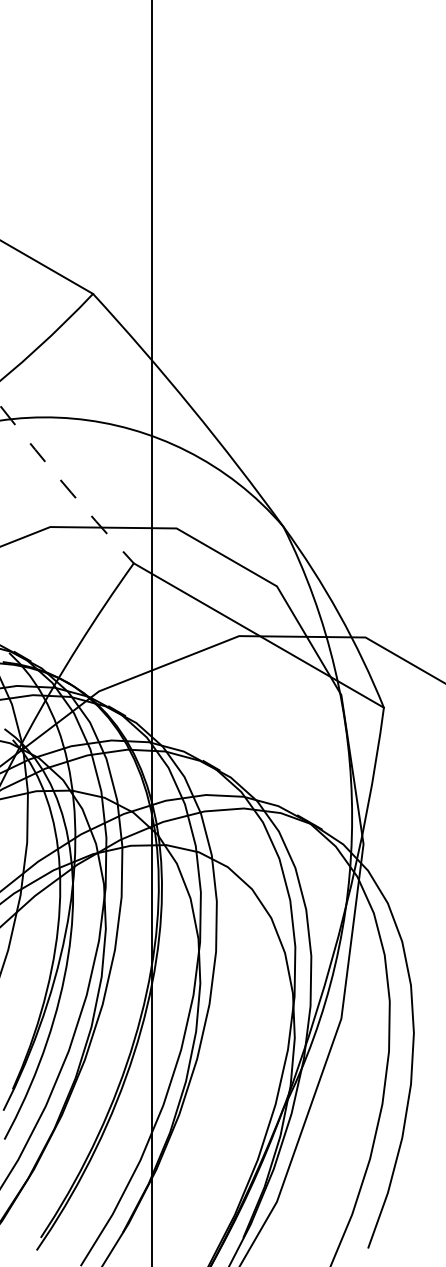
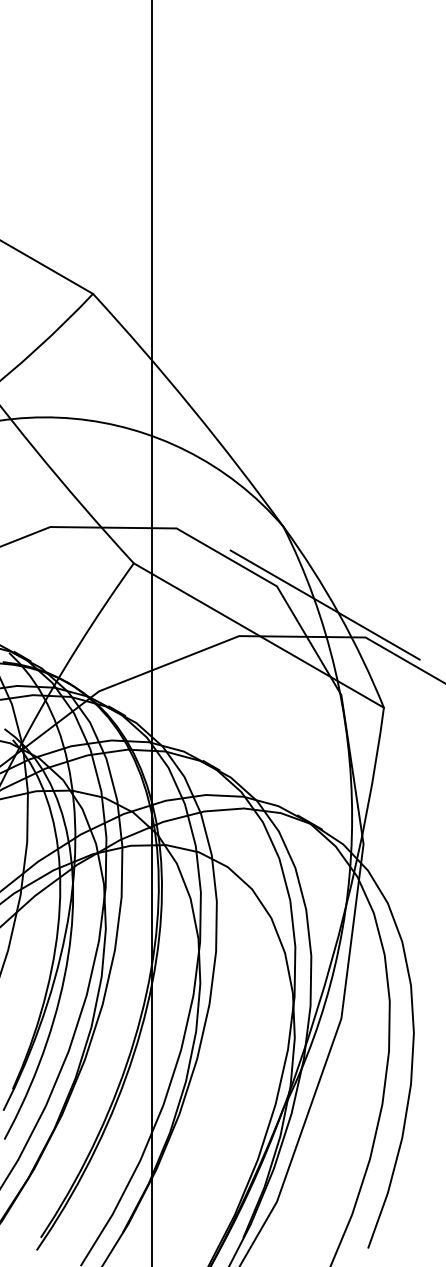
arc: dashed -> solid (65, 486)
line: none -> present (324, 604)
